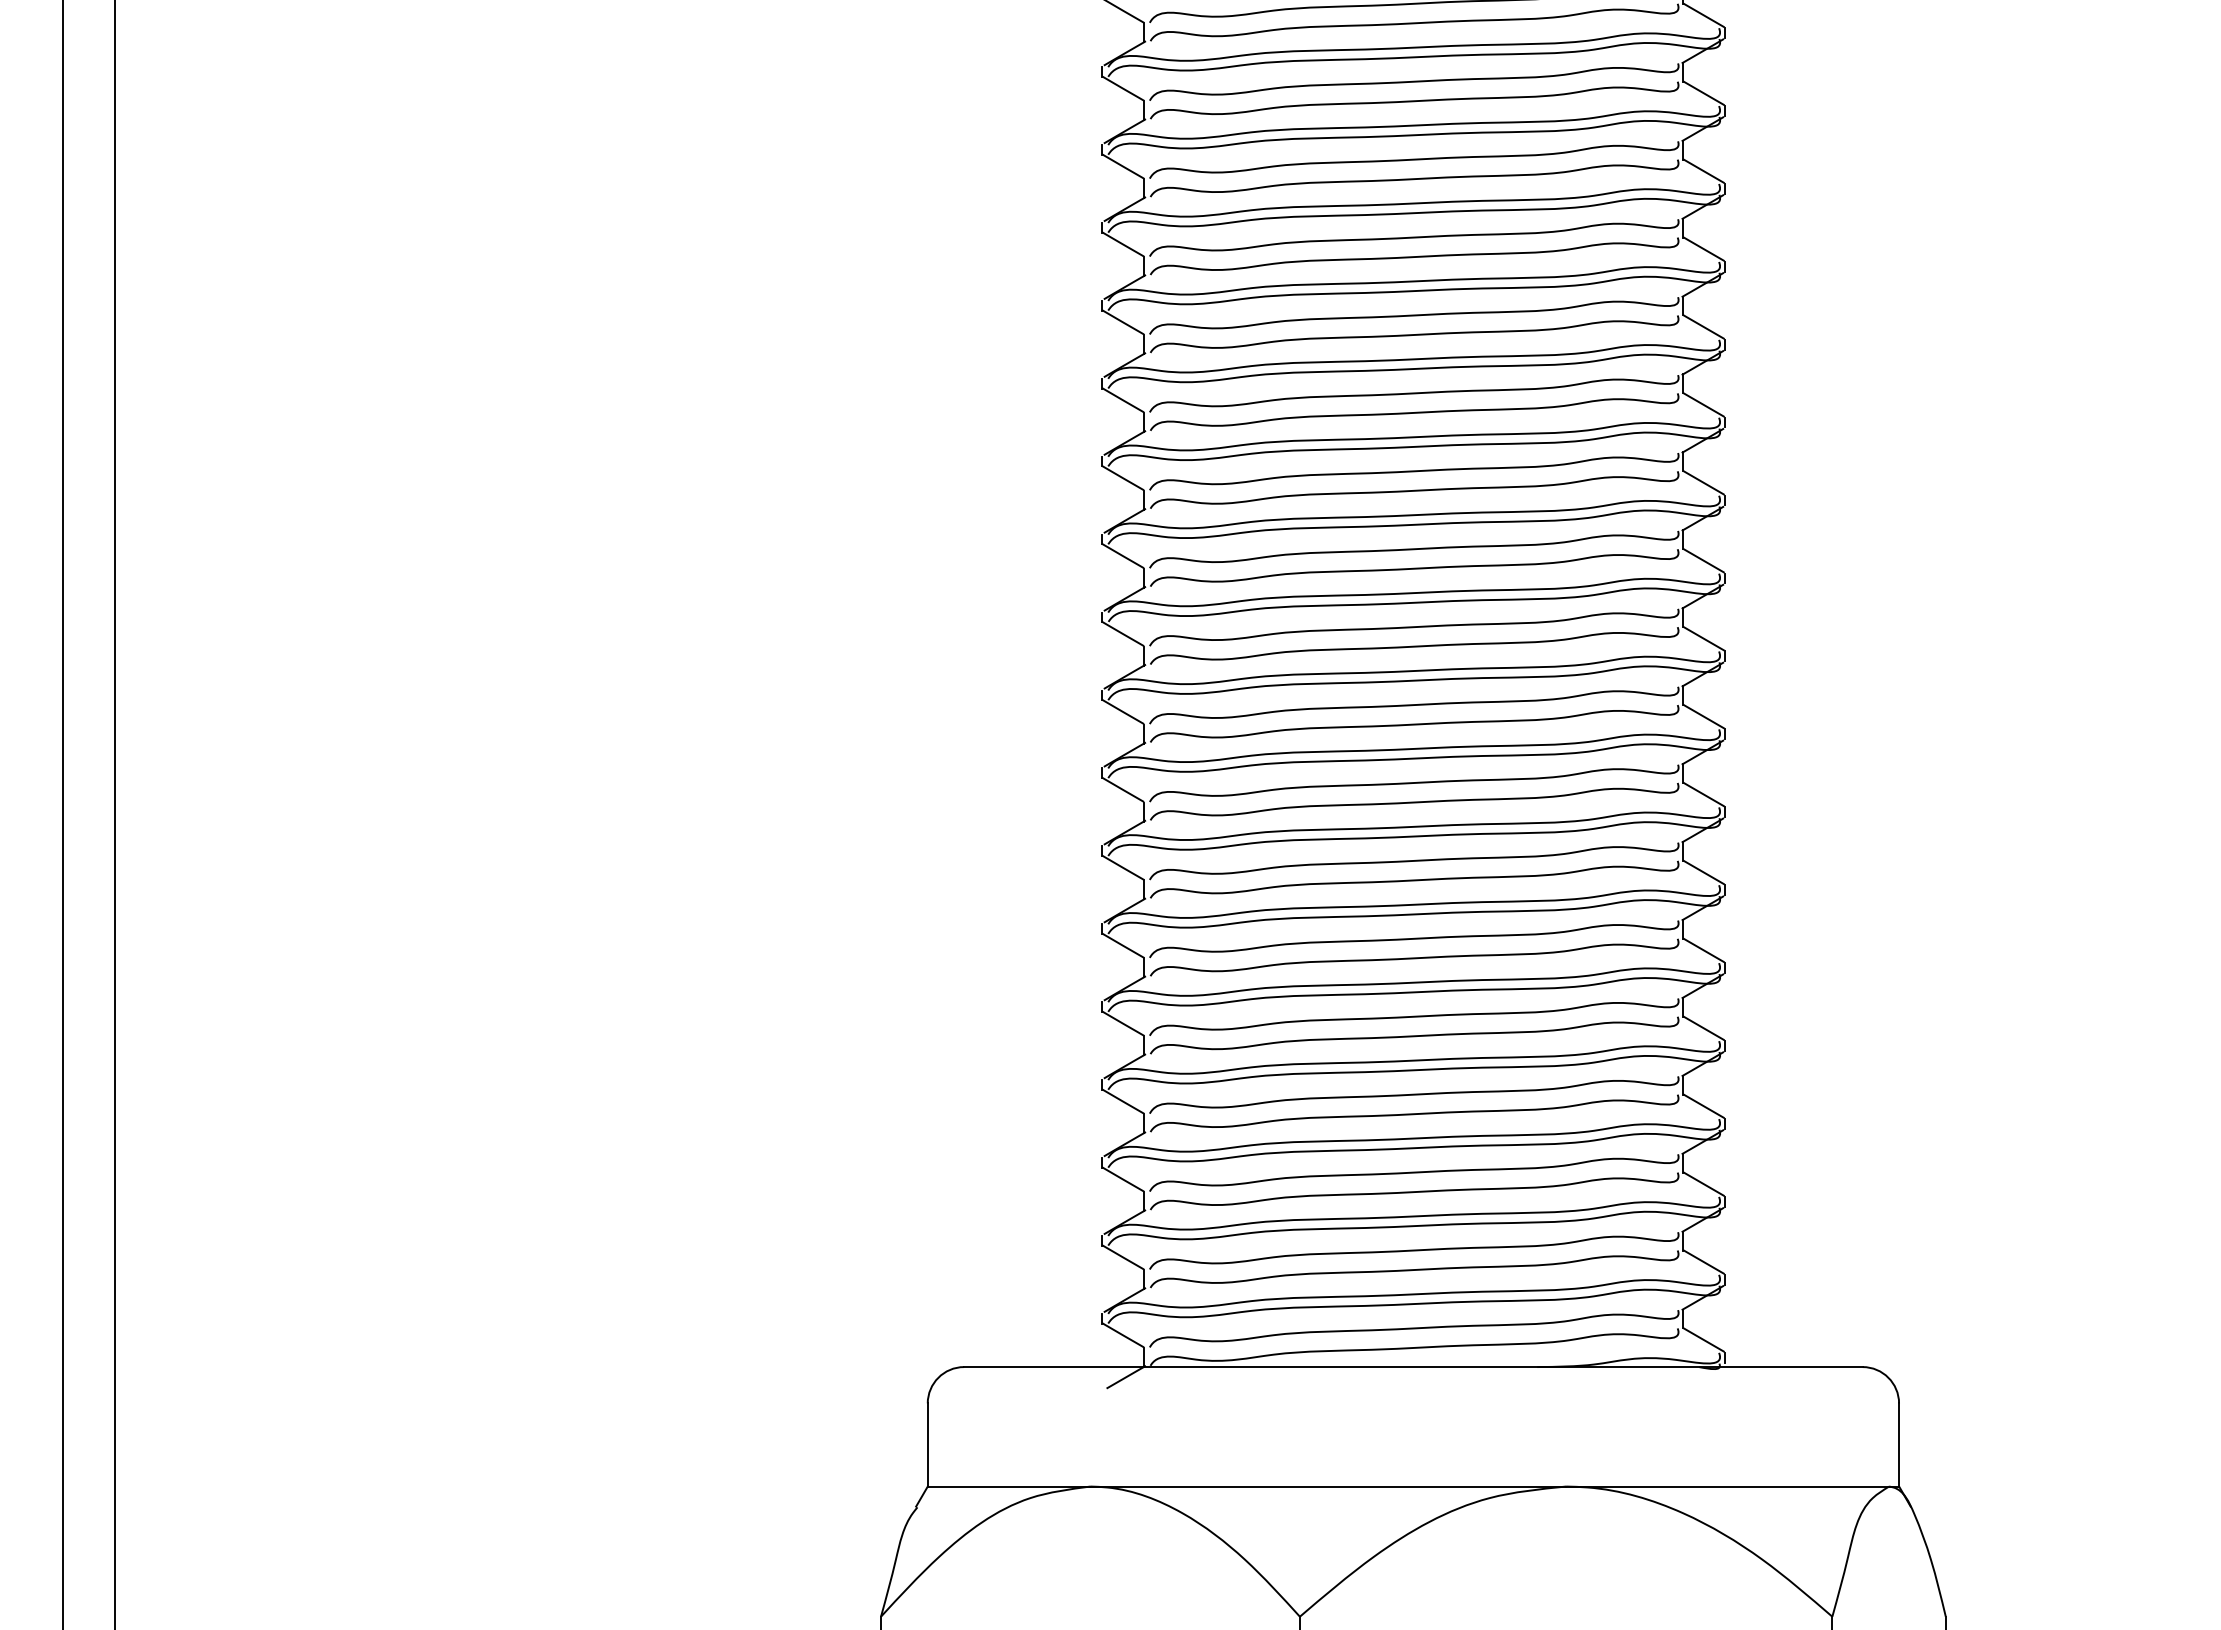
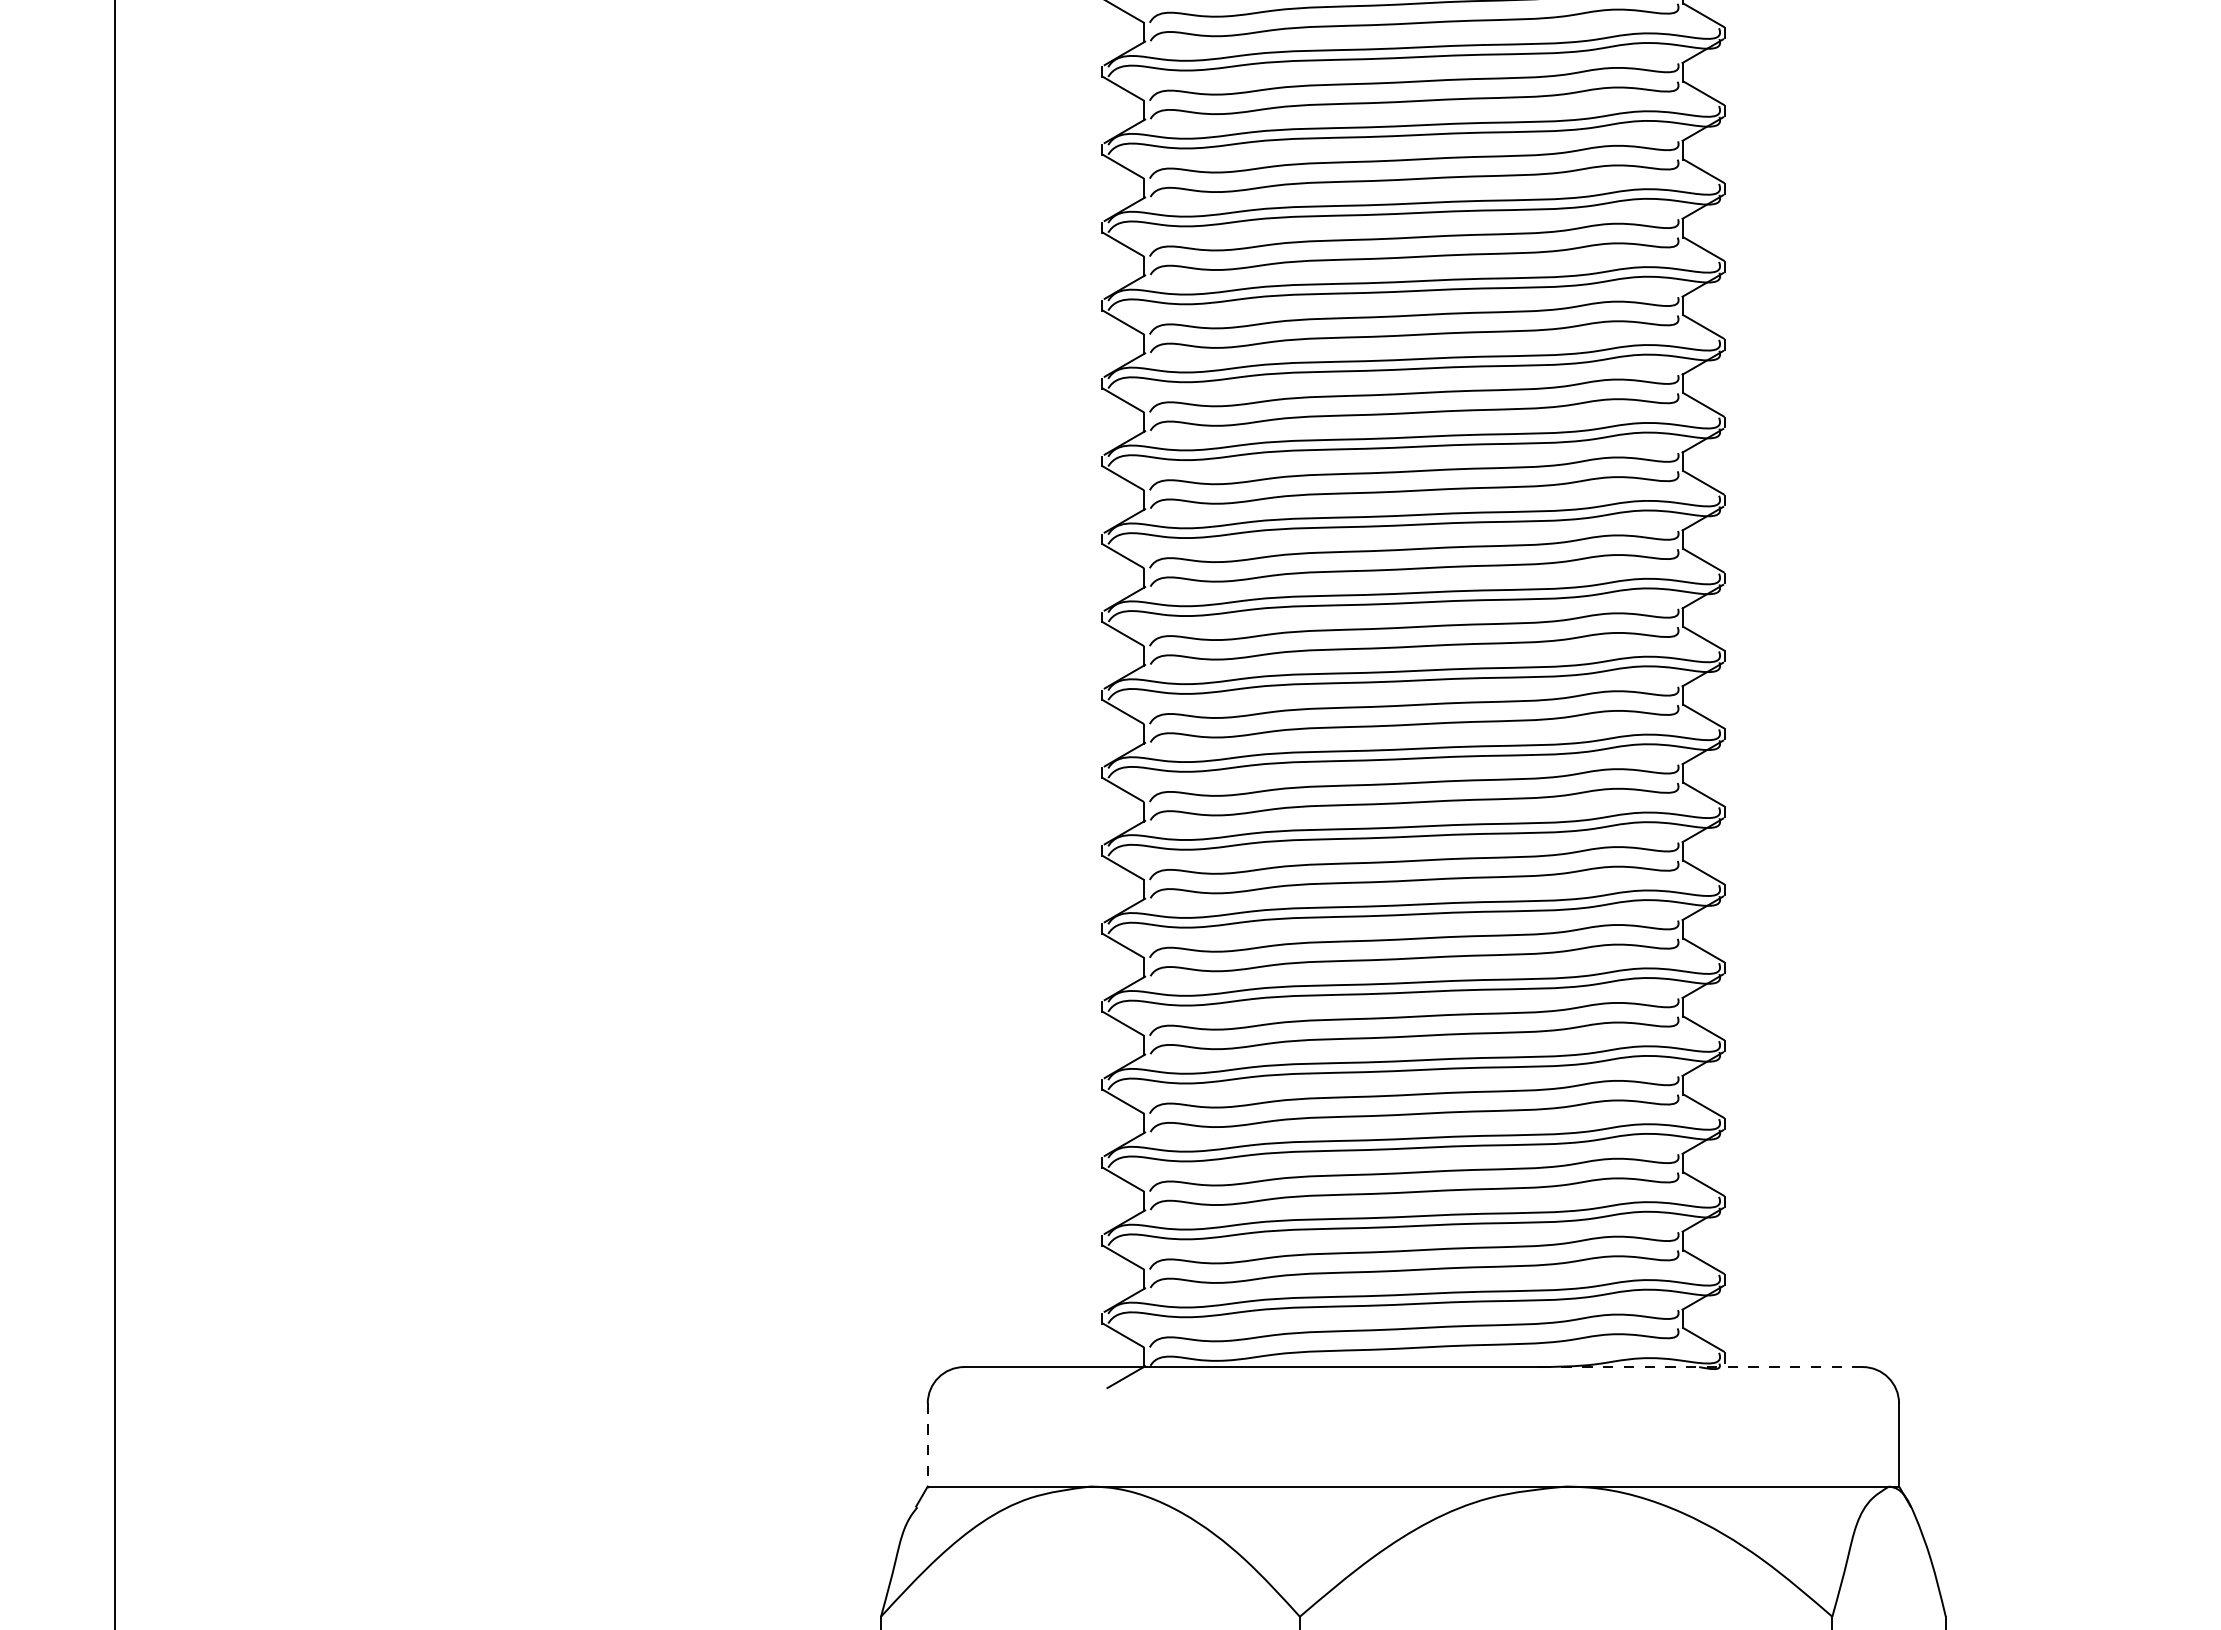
line: present -> none (62, 814)
line: solid -> dashed (1705, 1367)
line: solid -> dashed (927, 1444)
